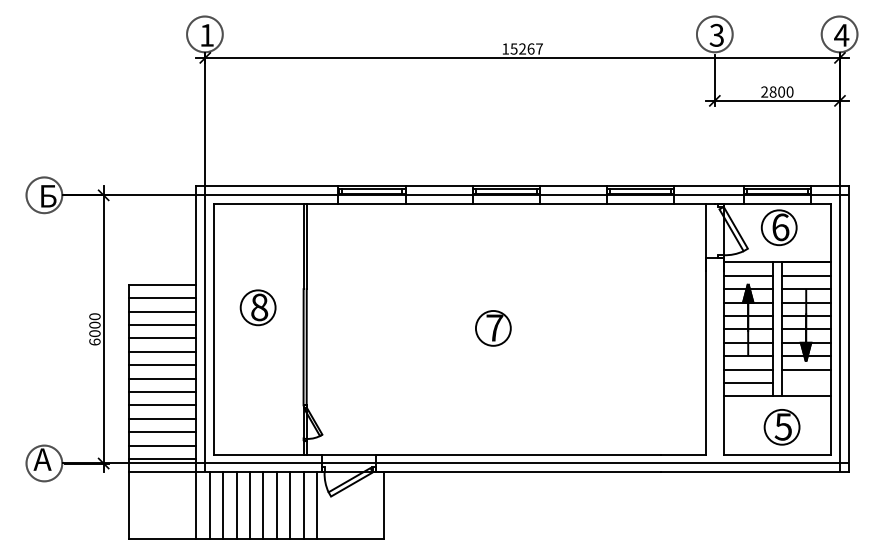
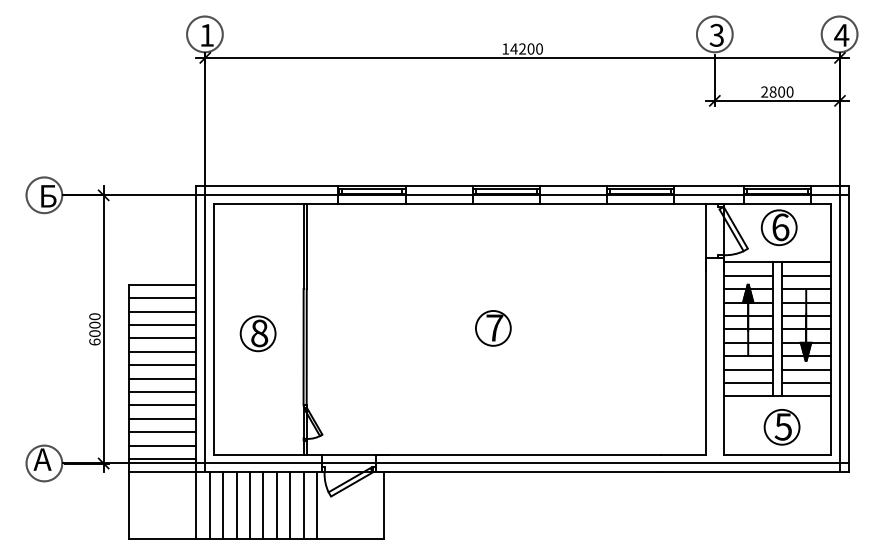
text: 15267 -> 14200 (526, 48)
part position: (257, 307) -> (257, 333) (257, 333)
line: none -> present (806, 383)
